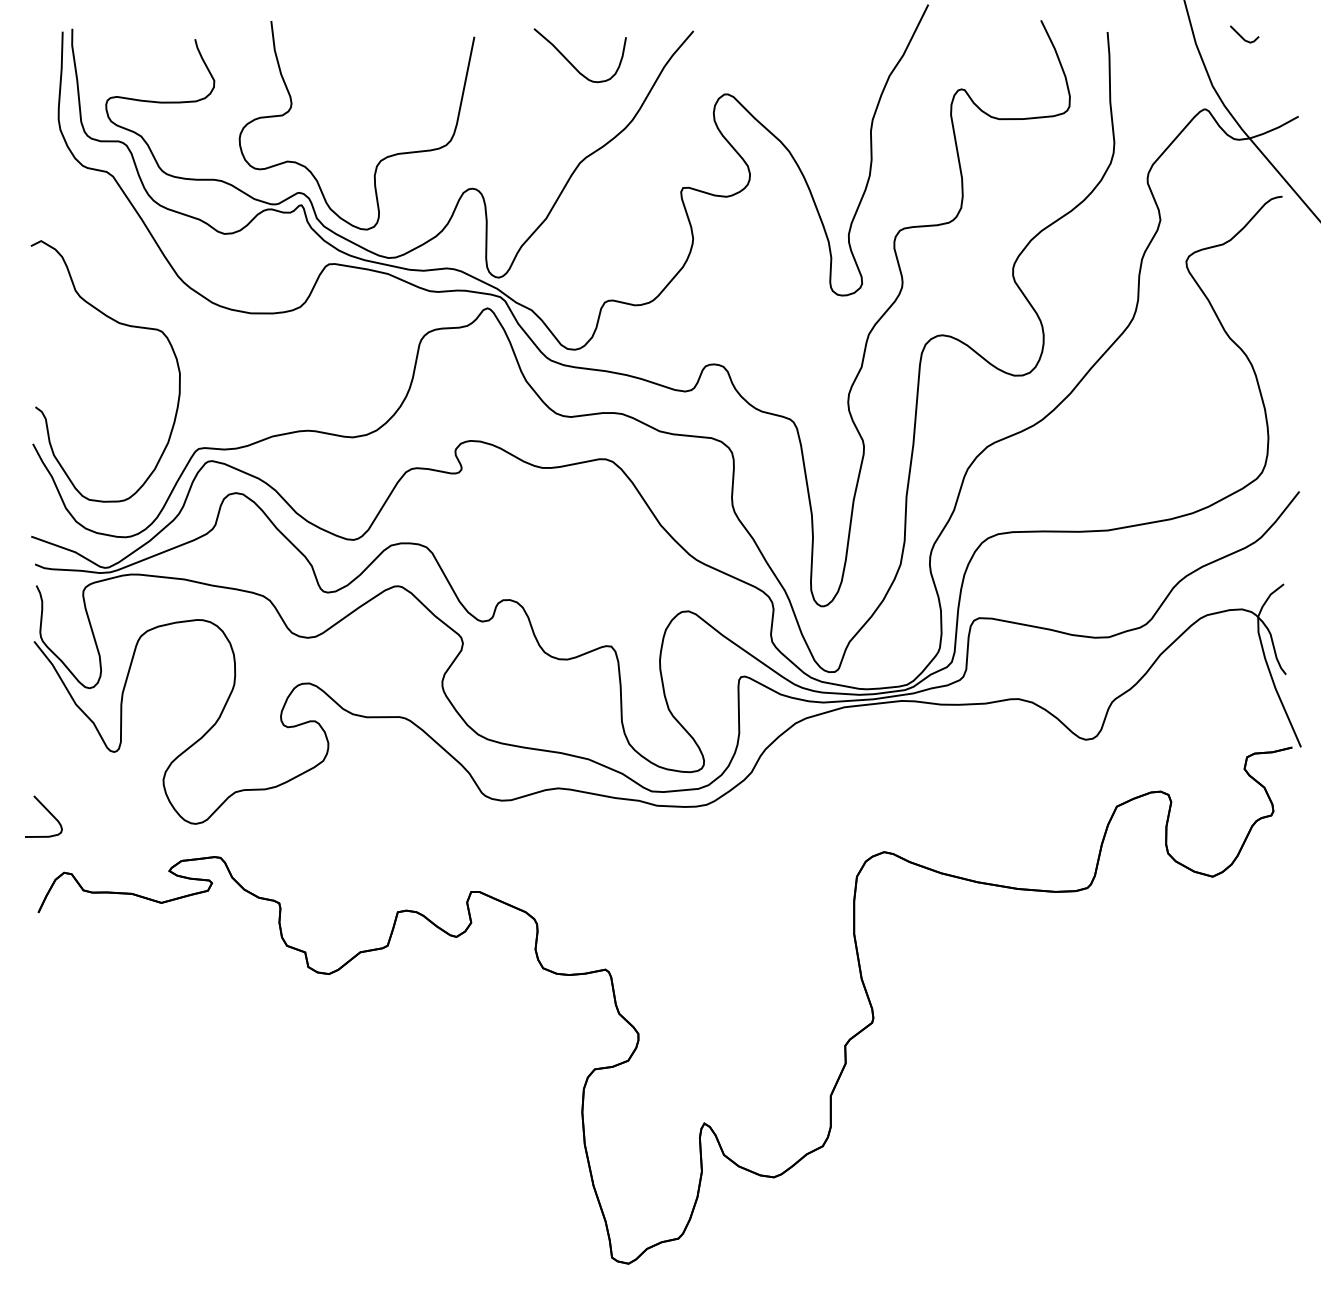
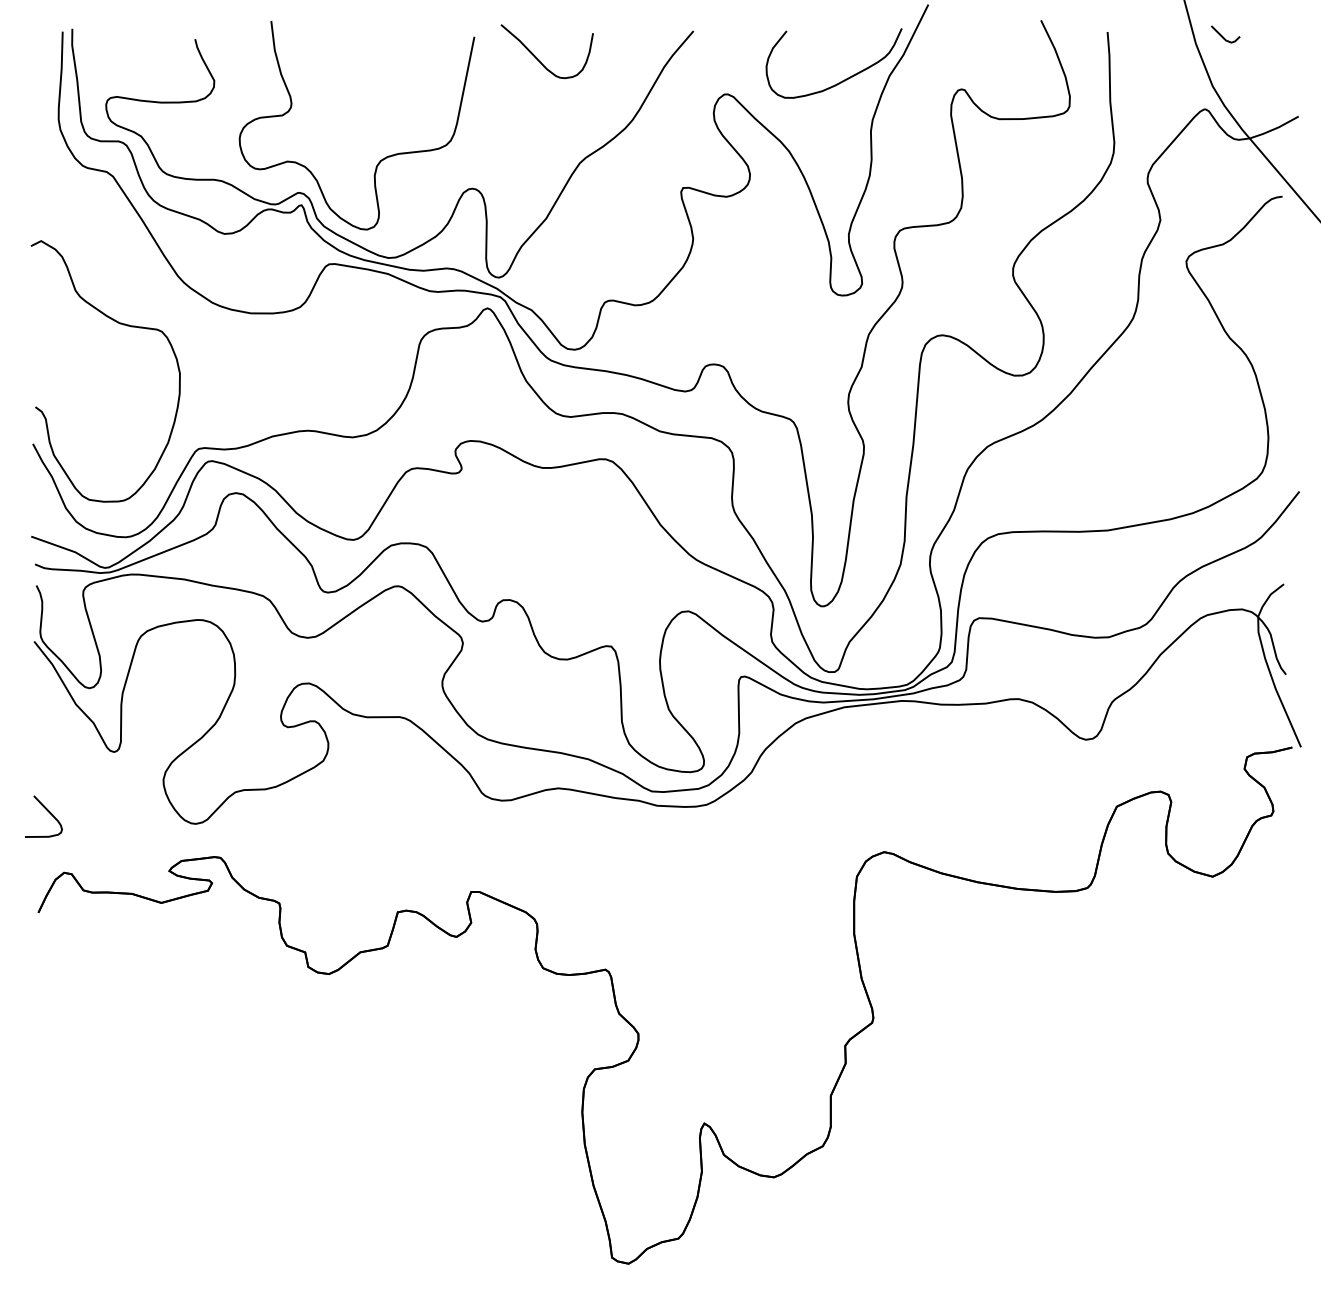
line position: (1242, 36) -> (1223, 36) (1223, 36)
curve position: (571, 62) -> (538, 58) (538, 58)
curve: none -> present (842, 80)
